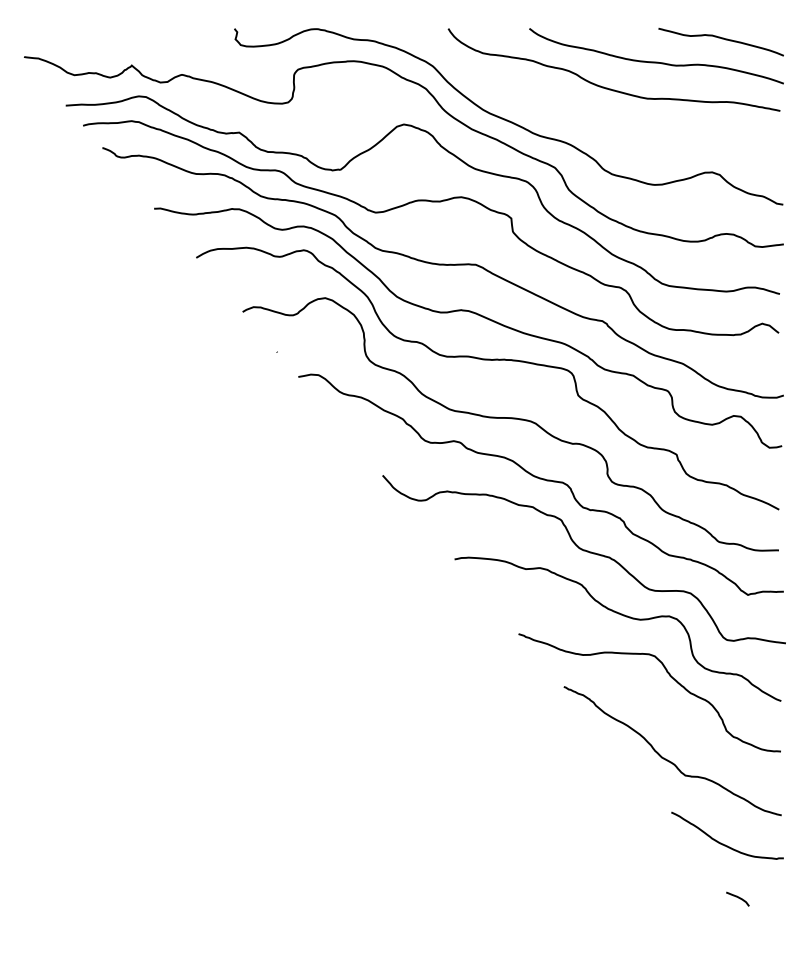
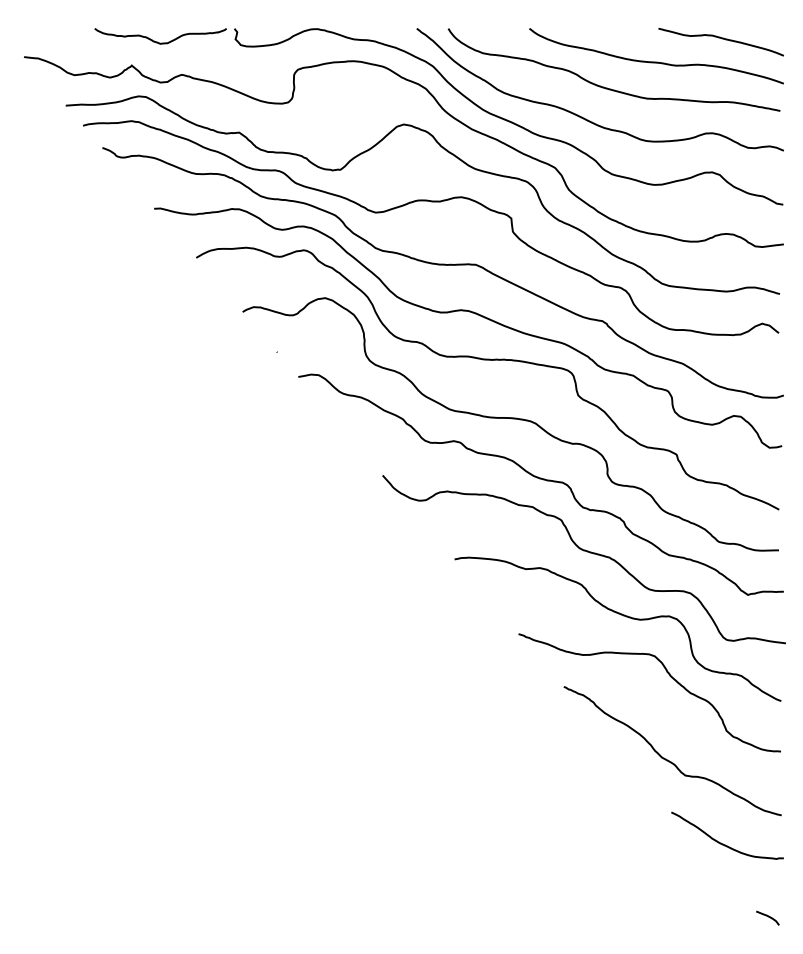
curve: none -> present (157, 41)
curve: none -> present (584, 117)
curve position: (737, 897) -> (767, 916) (767, 916)
